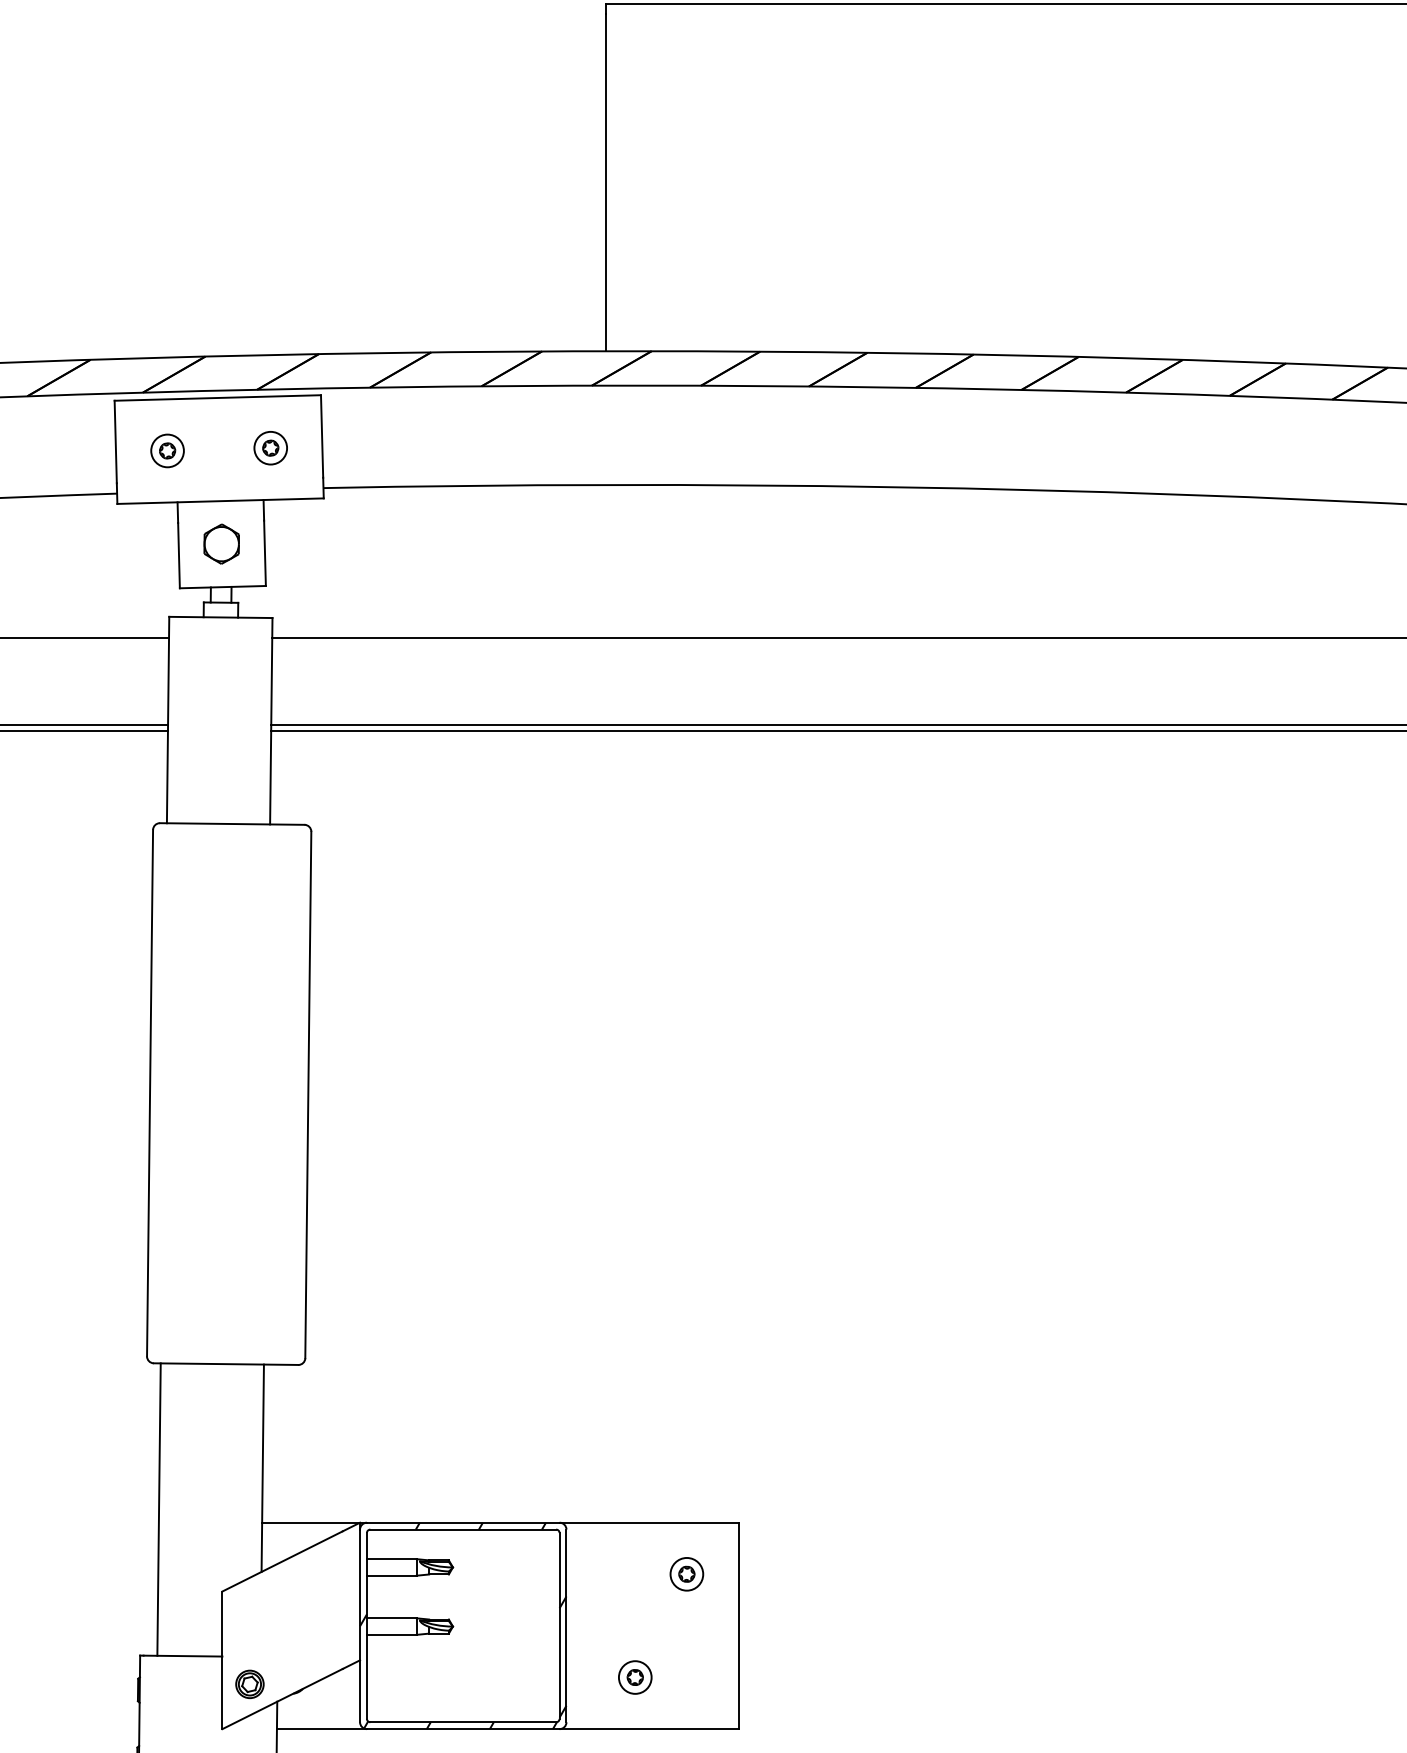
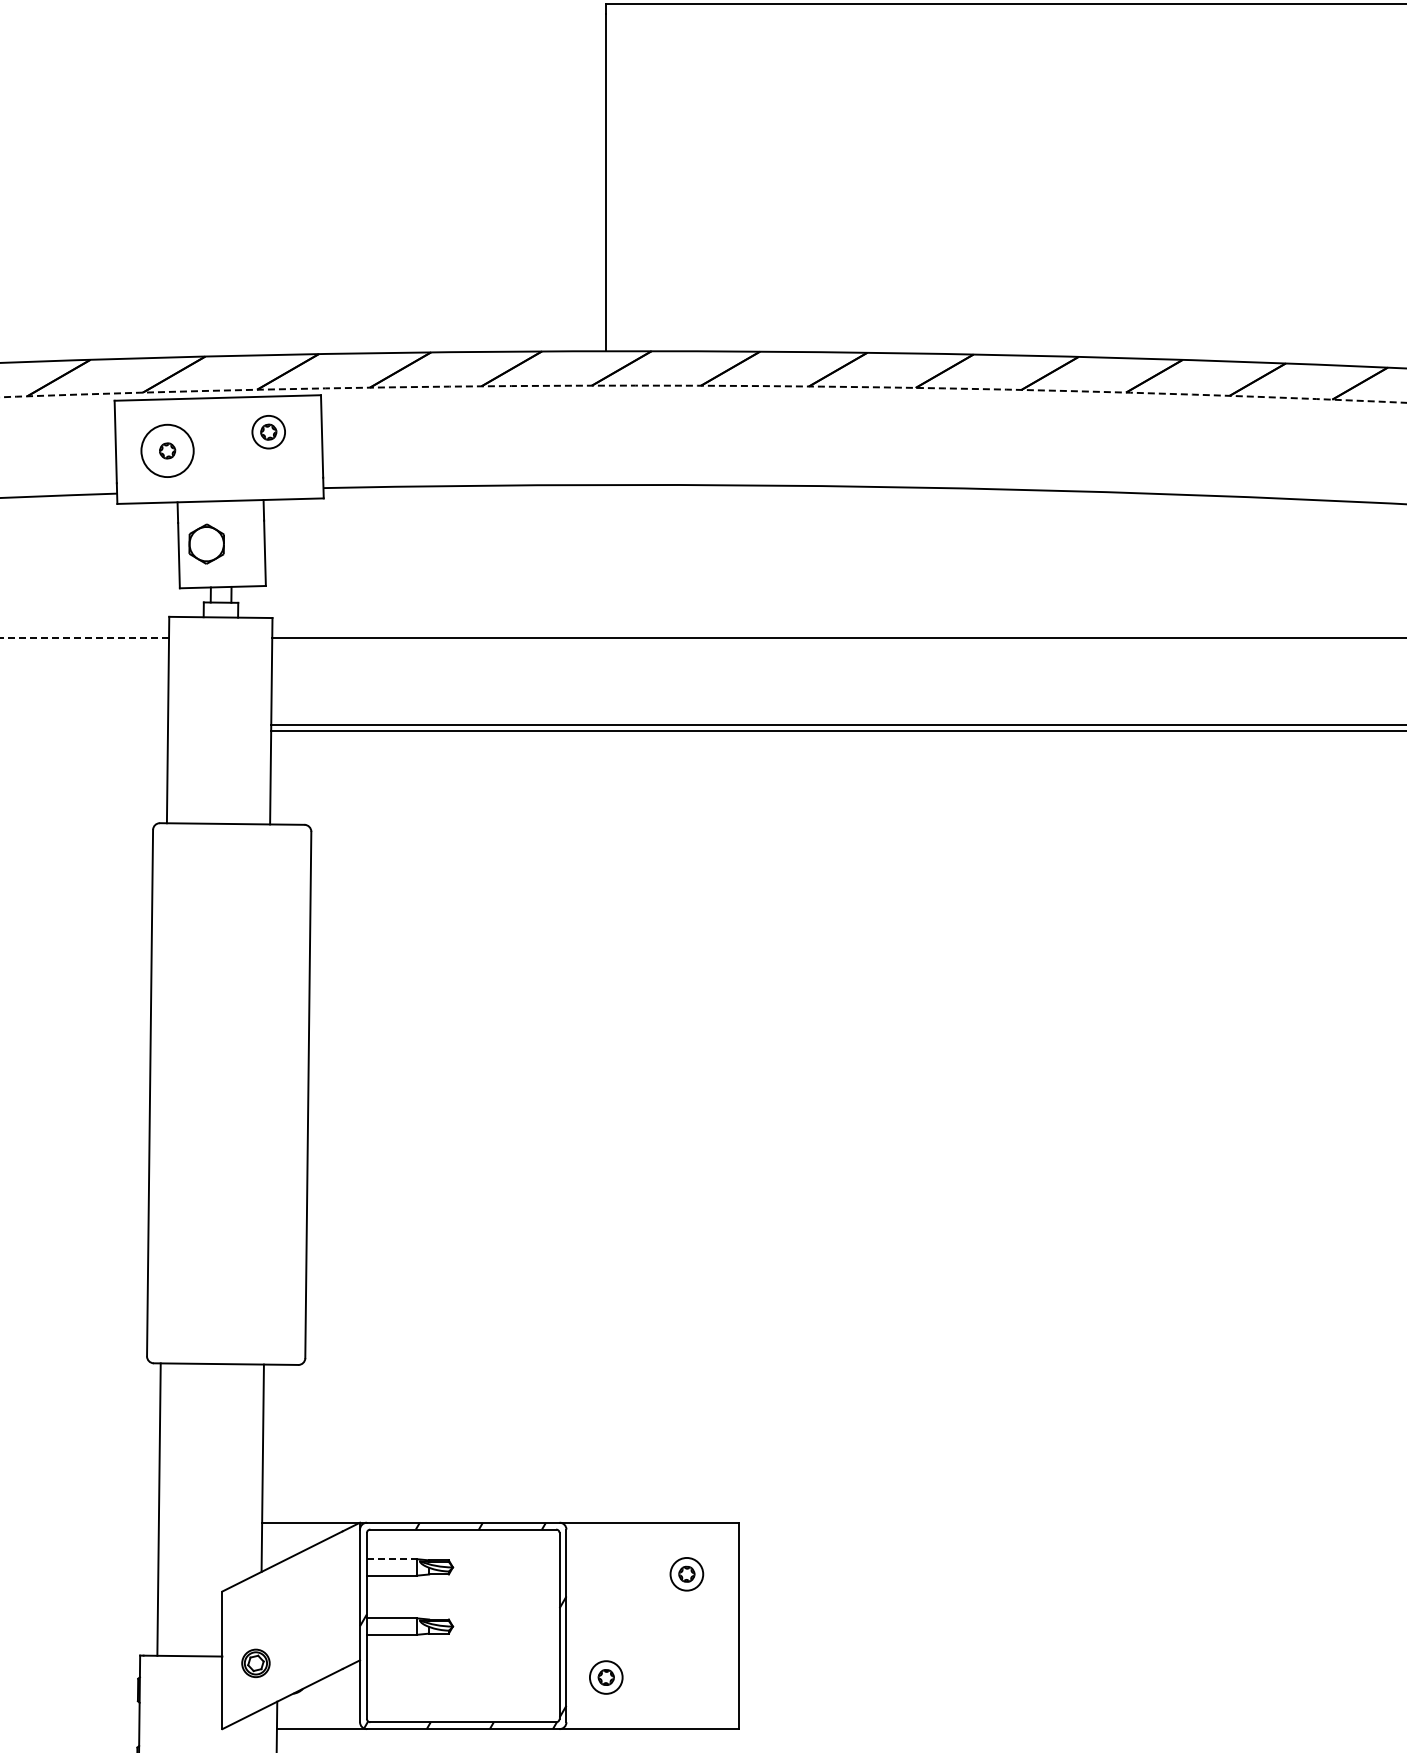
arc: solid -> dashed (703, 385)
part position: (270, 448) -> (268, 432) (268, 432)
circle diameter: 33 px -> 52 px (167, 450)
part position: (221, 543) -> (206, 543) (206, 543)
line: solid -> dashed (85, 638)
line: present -> none (85, 724)
line: present -> none (84, 731)
line: solid -> dashed (391, 1559)
part position: (635, 1677) -> (606, 1677) (606, 1677)
part position: (249, 1684) -> (255, 1663) (255, 1663)
